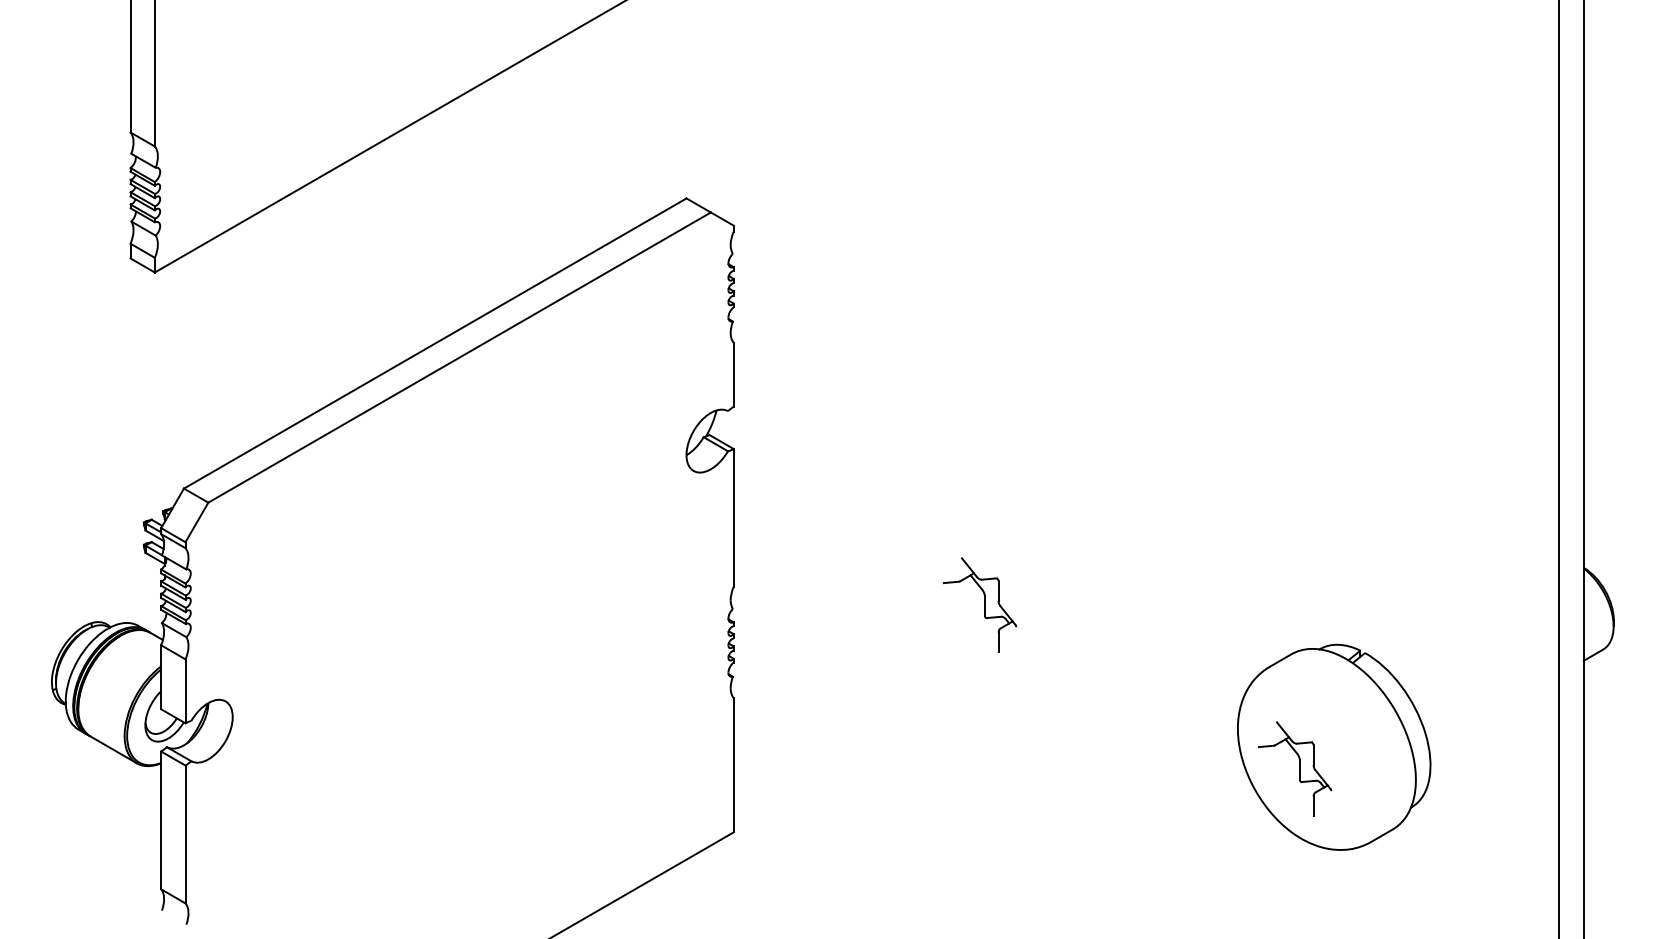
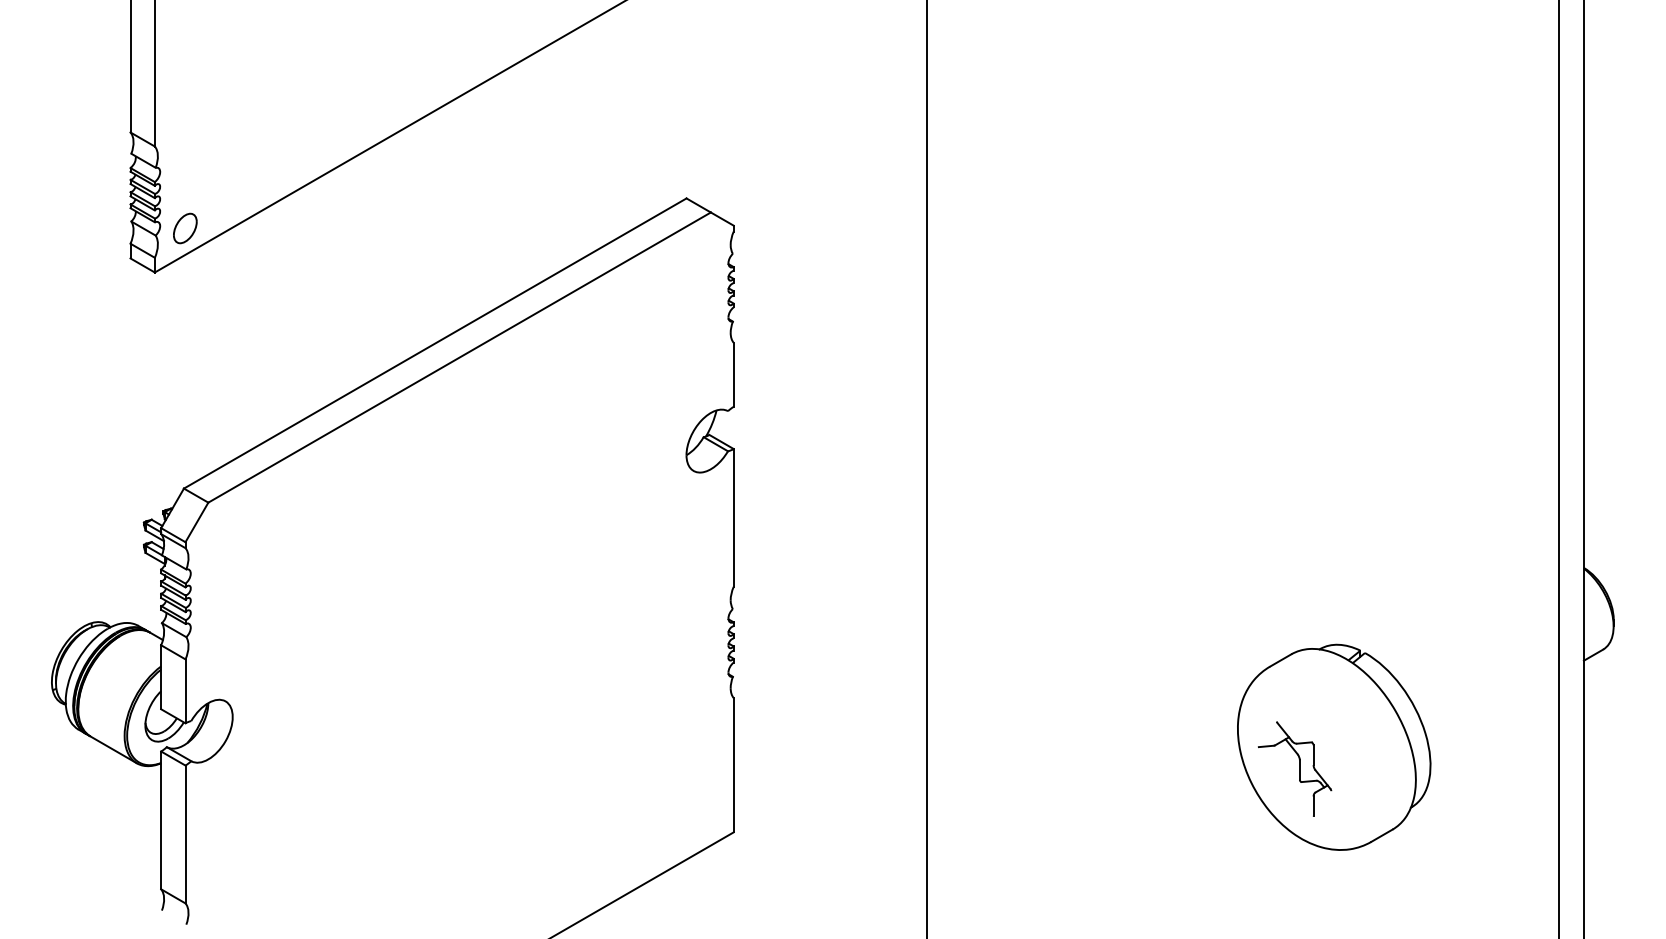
part: none -> present (185, 228)
line: none -> present (927, 468)
part: present -> none (980, 604)
